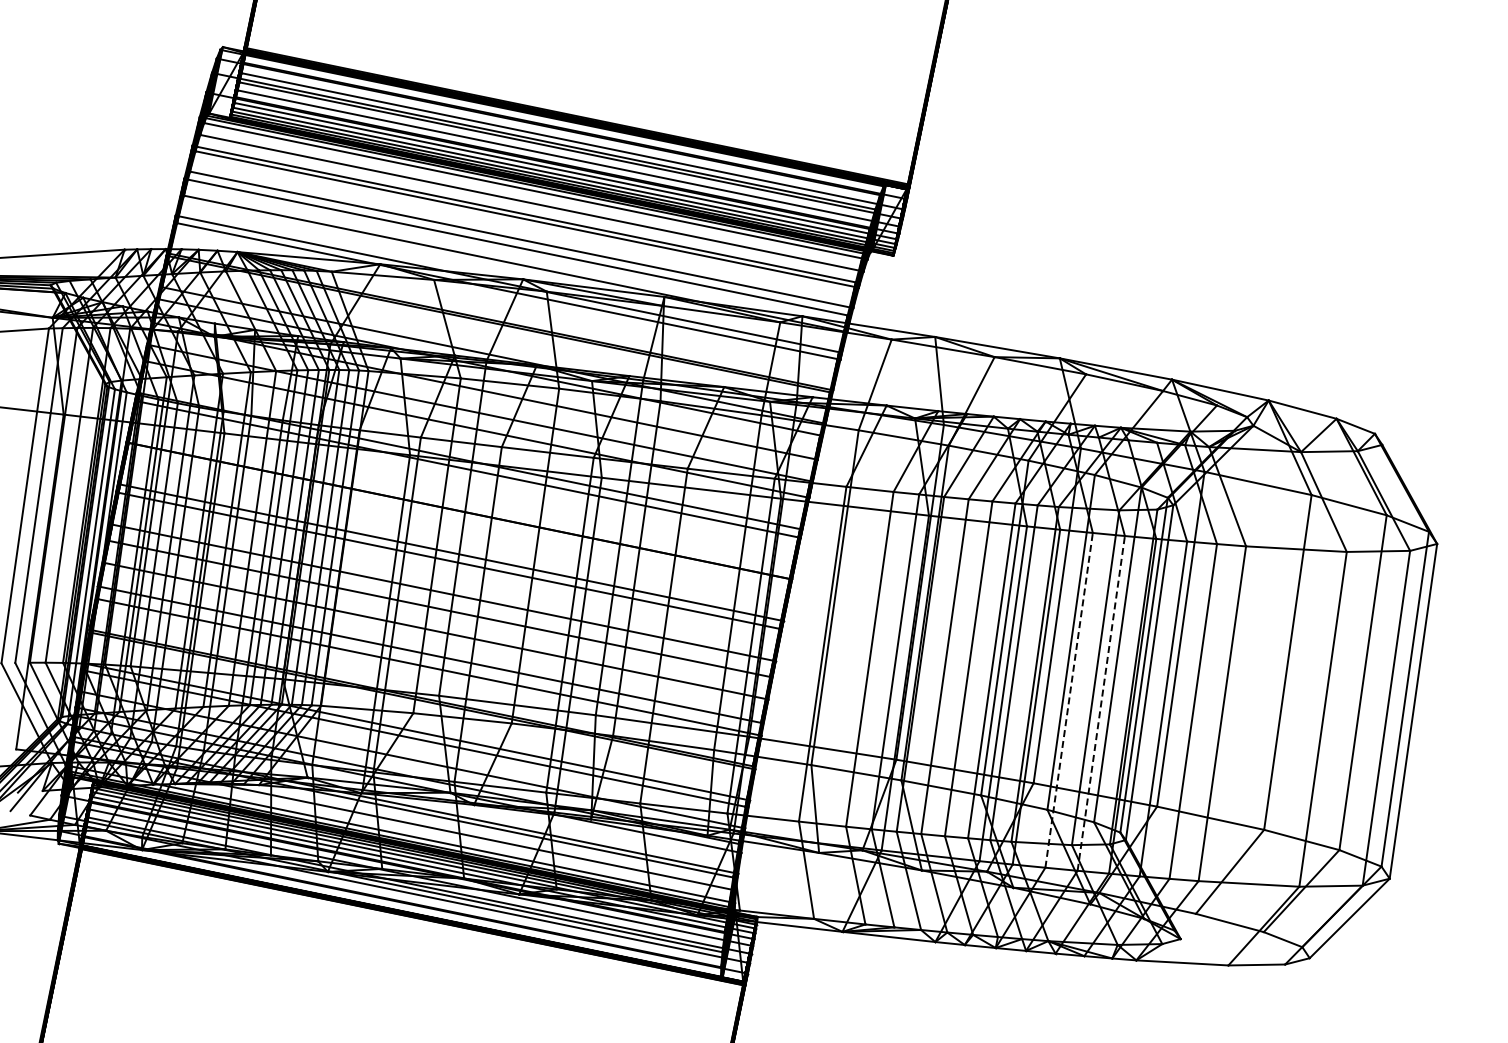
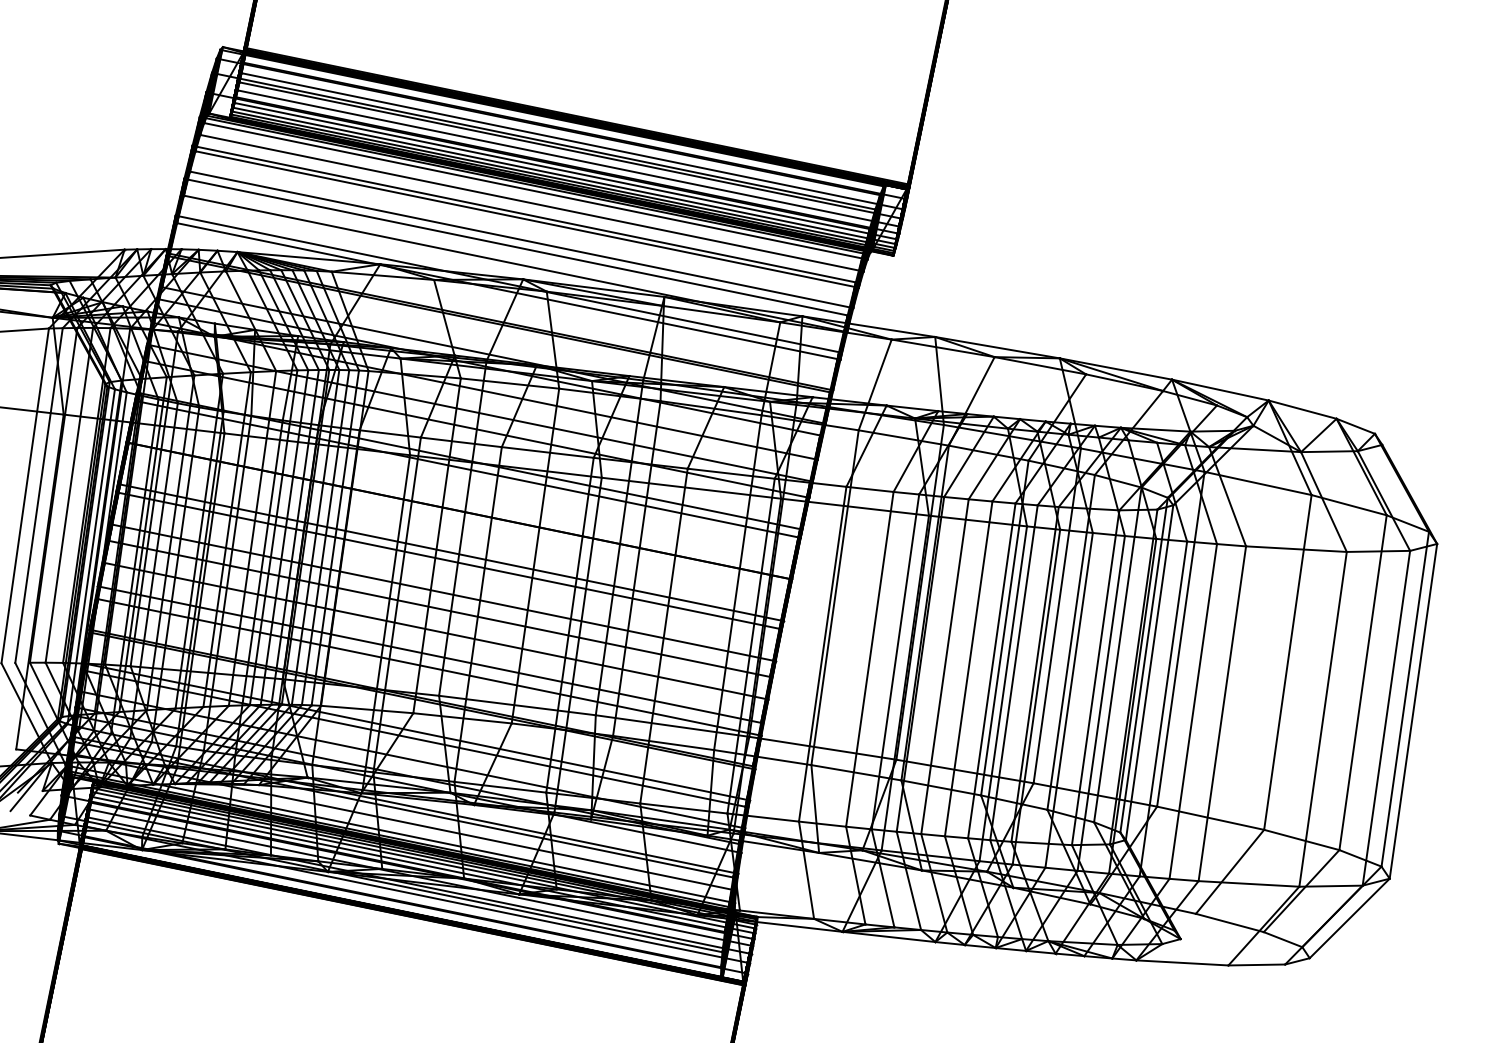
line: dashed -> solid (1069, 699)
line: dashed -> solid (1101, 702)
